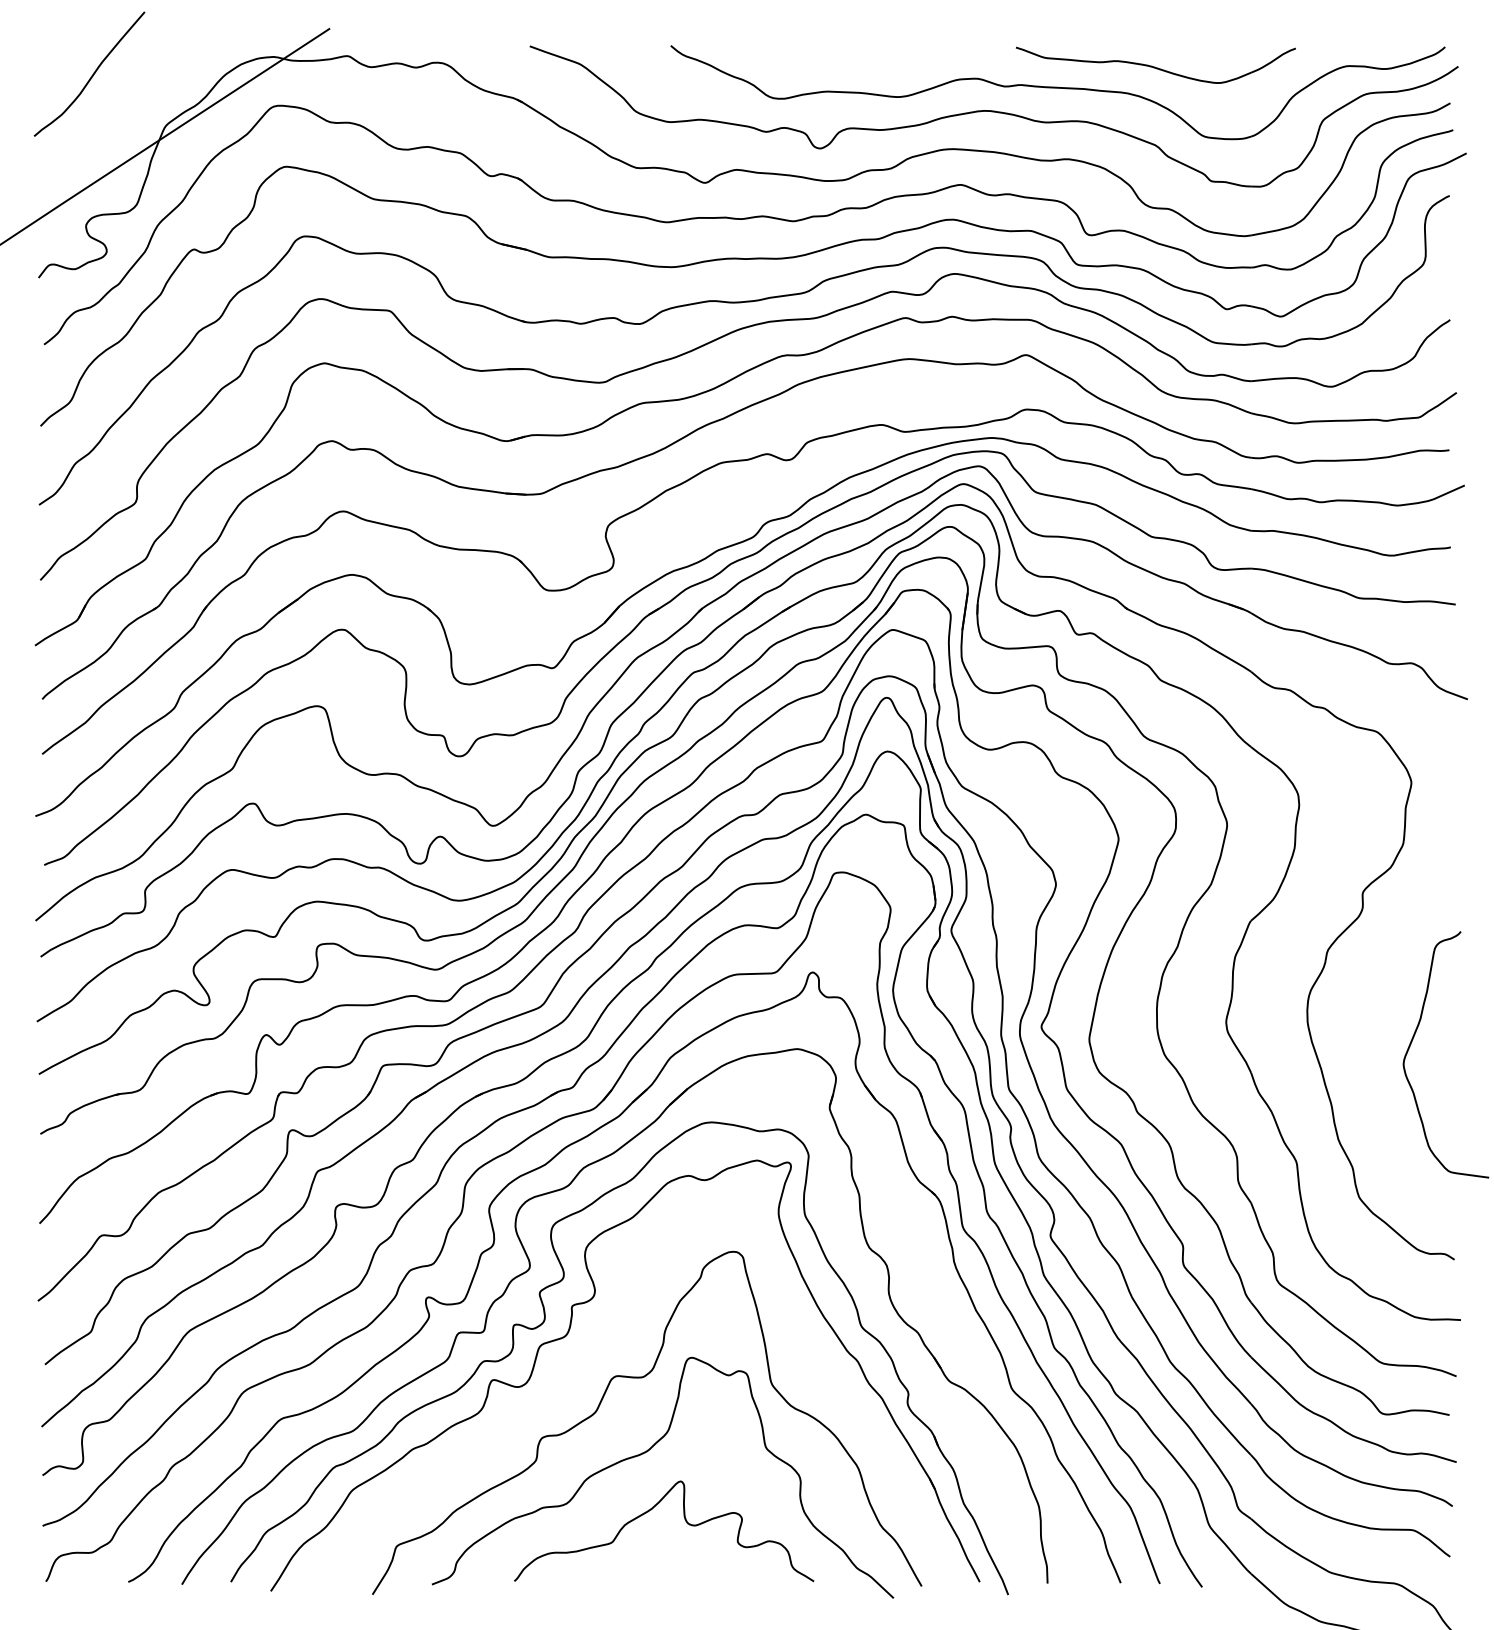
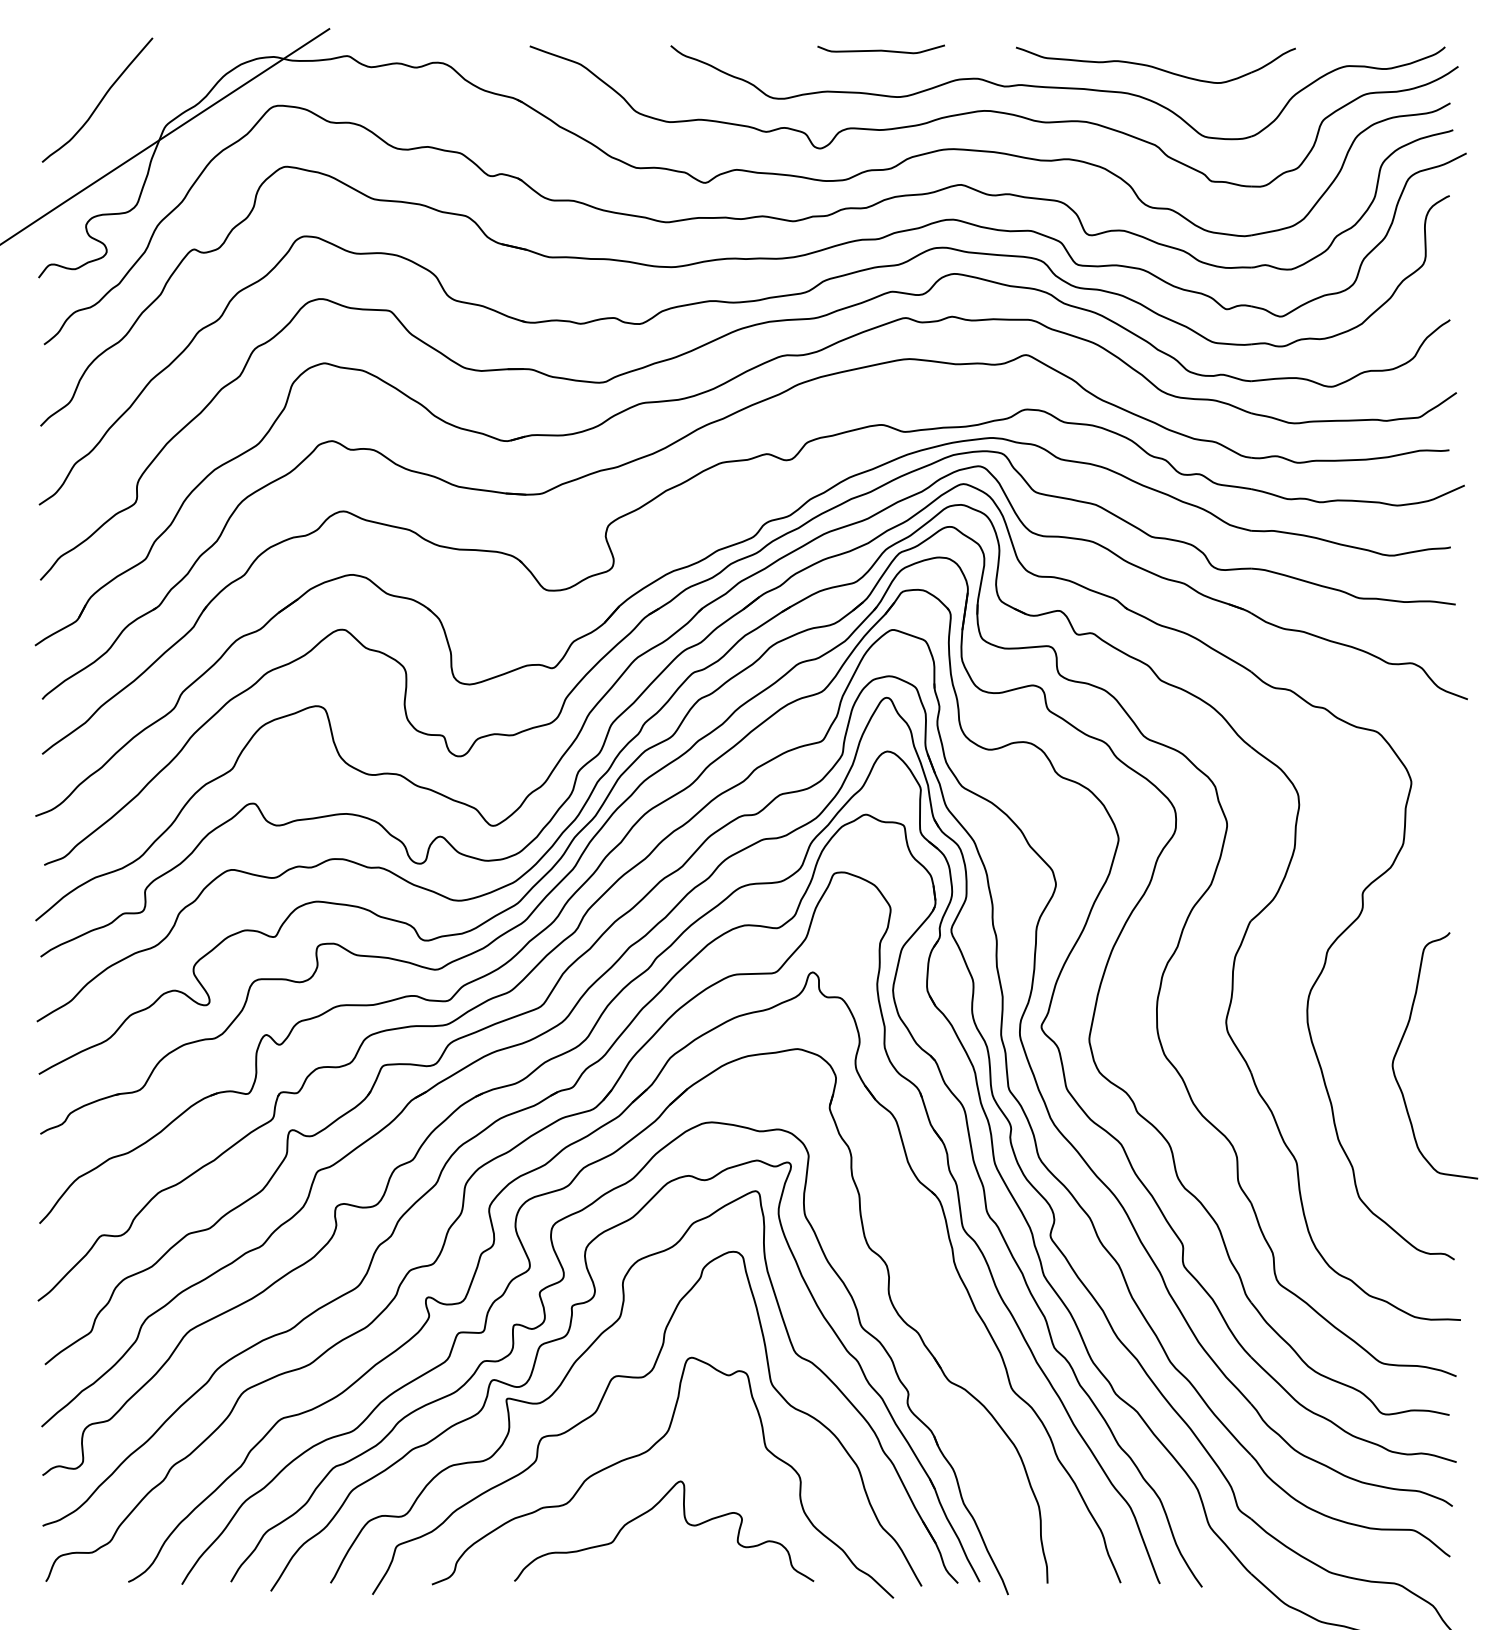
curve: none -> present (880, 49)
curve position: (91, 75) -> (99, 101) (99, 101)
curve position: (1412, 1042) -> (1401, 1043) (1401, 1043)
part: none -> present (594, 1343)
